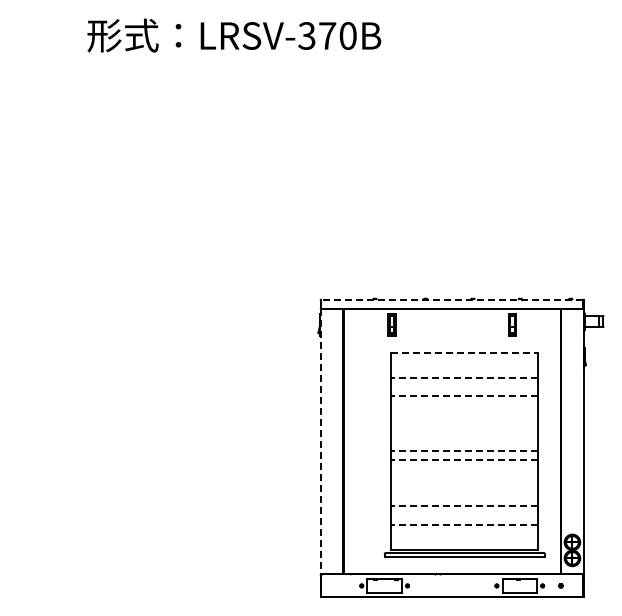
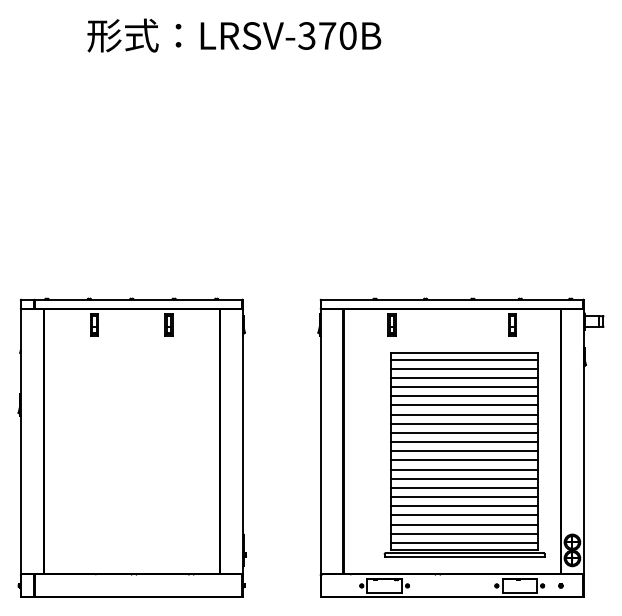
line: dashed -> solid (452, 299)
line: dashed -> solid (465, 352)
line: none -> present (464, 359)
line: none -> present (464, 368)
line: dashed -> solid (464, 377)
line: none -> present (464, 387)
line: dashed -> solid (464, 396)
line: none -> present (464, 405)
line: none -> present (464, 414)
line: none -> present (464, 423)
line: none -> present (464, 432)
line: dashed -> solid (320, 441)
line: none -> present (464, 442)
part: none -> present (131, 447)
line: dashed -> solid (464, 451)
line: dashed -> solid (464, 460)
line: none -> present (464, 469)
line: none -> present (464, 478)
line: none -> present (464, 487)
line: none -> present (464, 497)
line: dashed -> solid (464, 506)
line: none -> present (464, 515)
line: dashed -> solid (464, 524)
line: none -> present (464, 533)
line: none -> present (464, 542)
